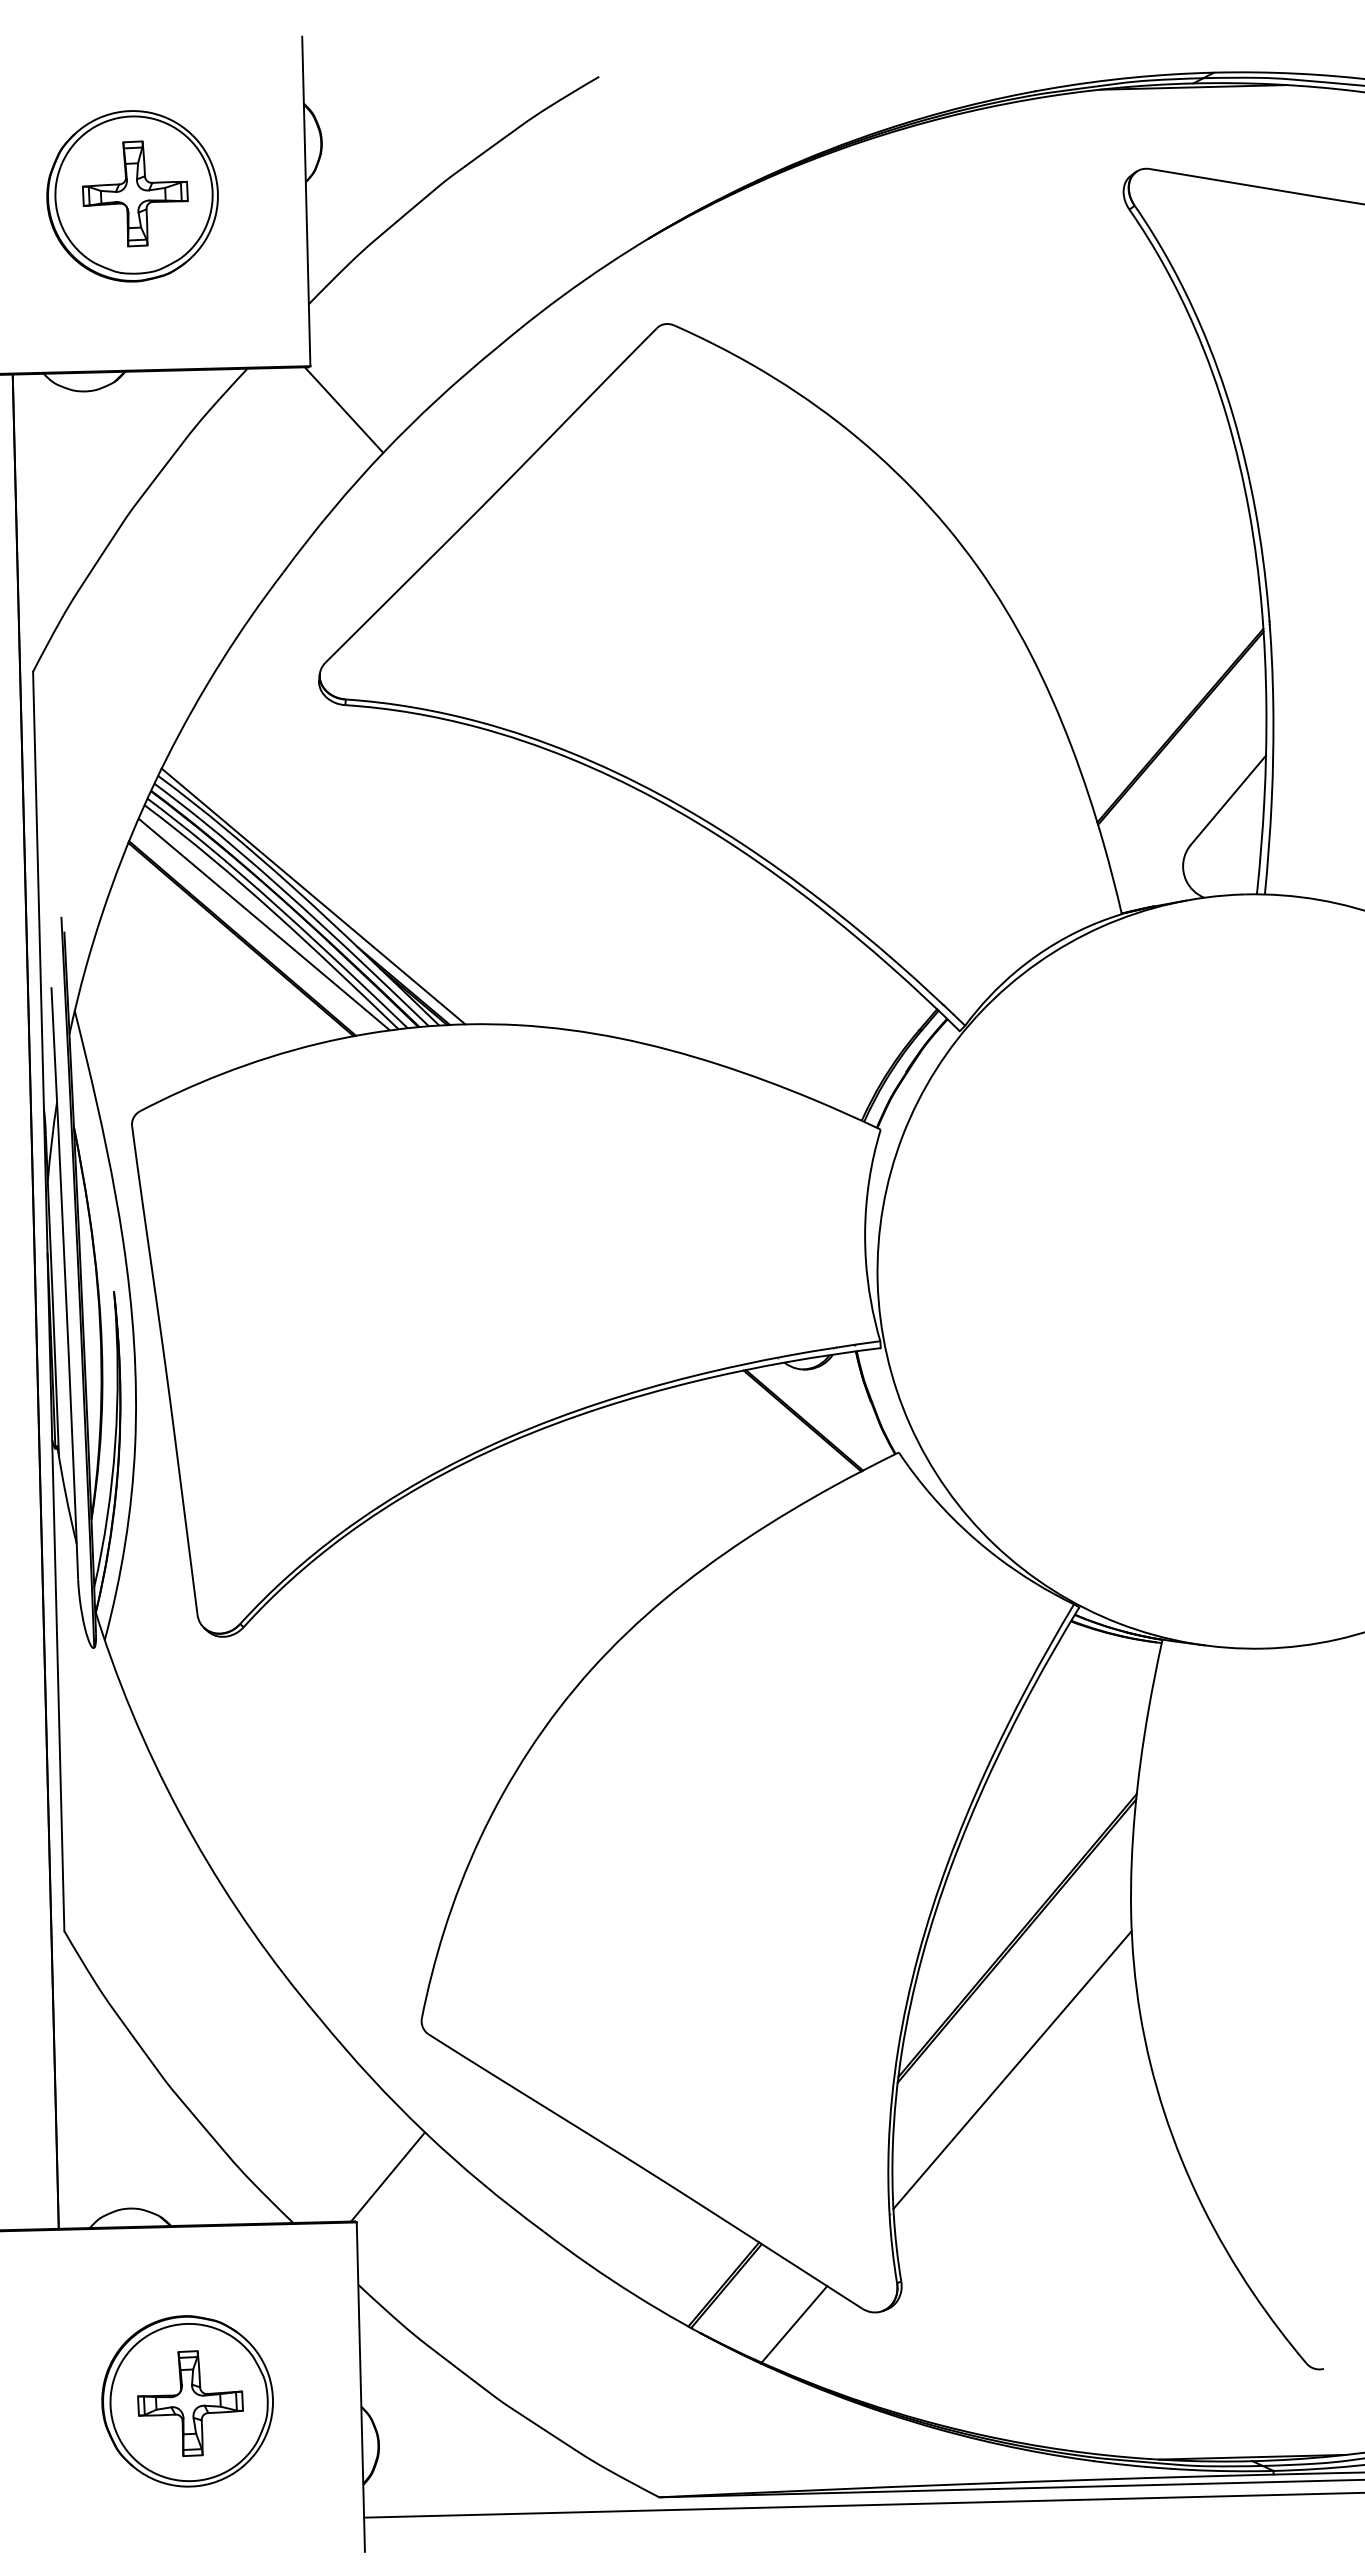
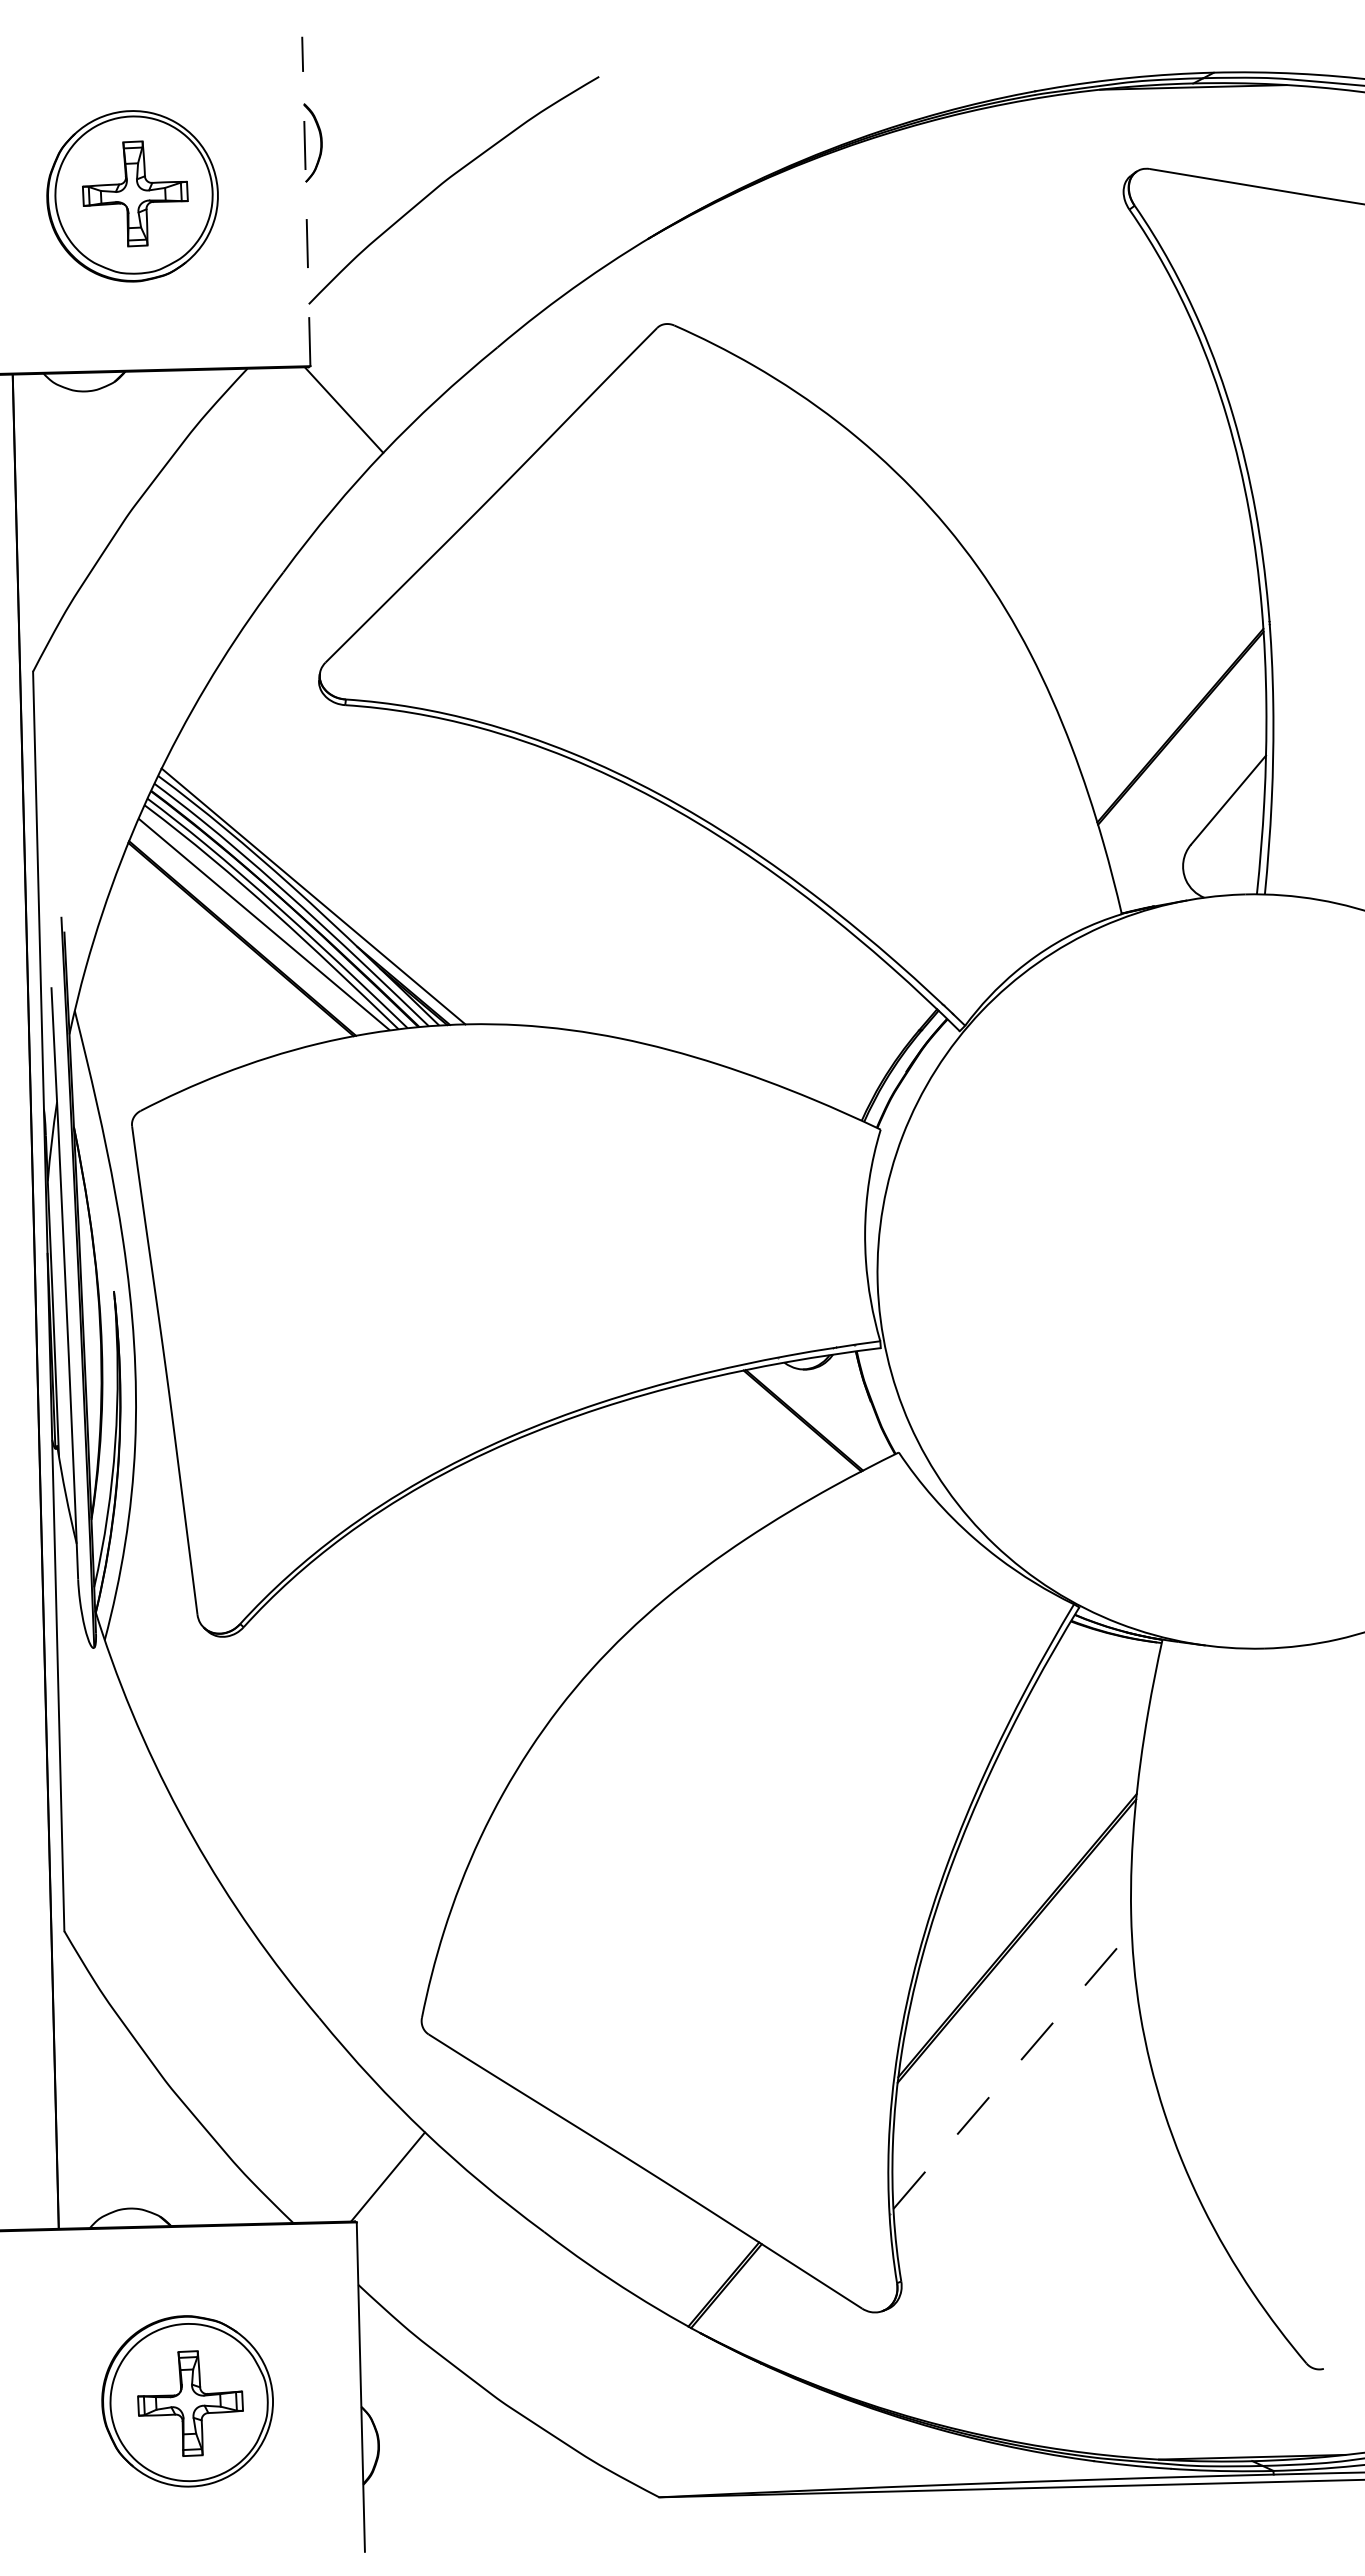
line: solid -> dashed (306, 201)
line: solid -> dashed (1012, 2069)
line: present -> none (794, 2324)
line: present -> none (862, 2504)
